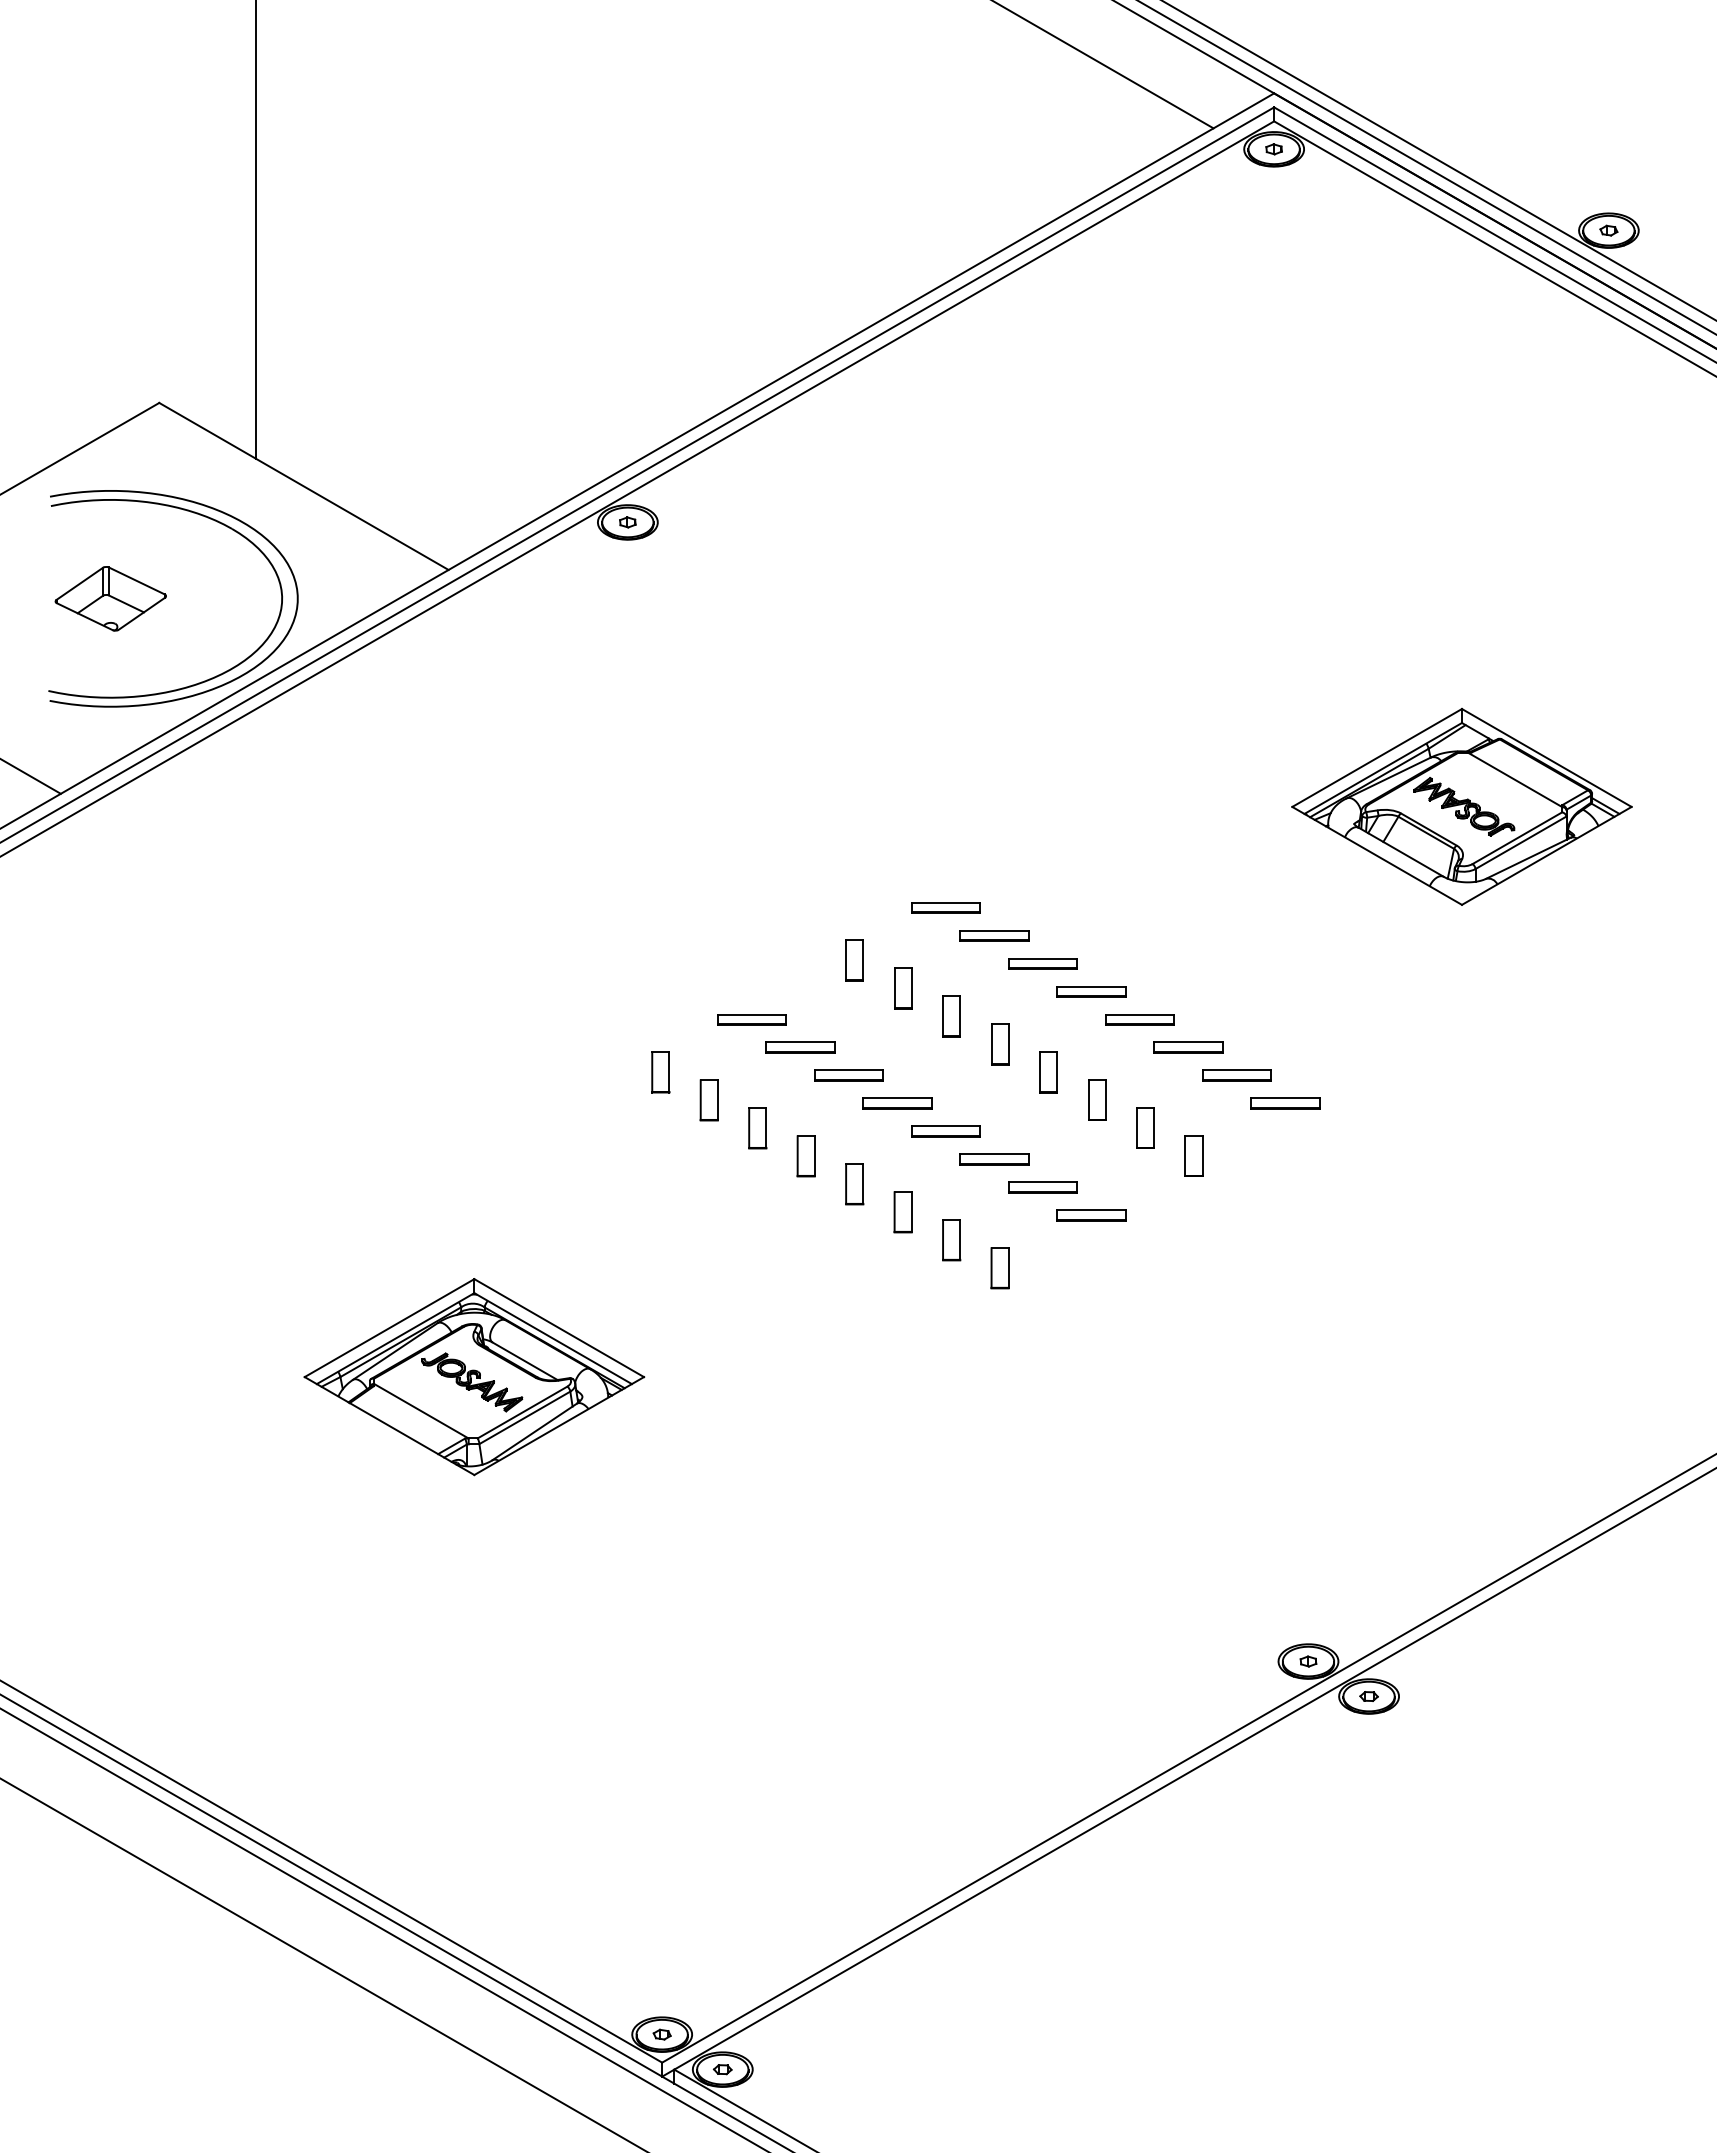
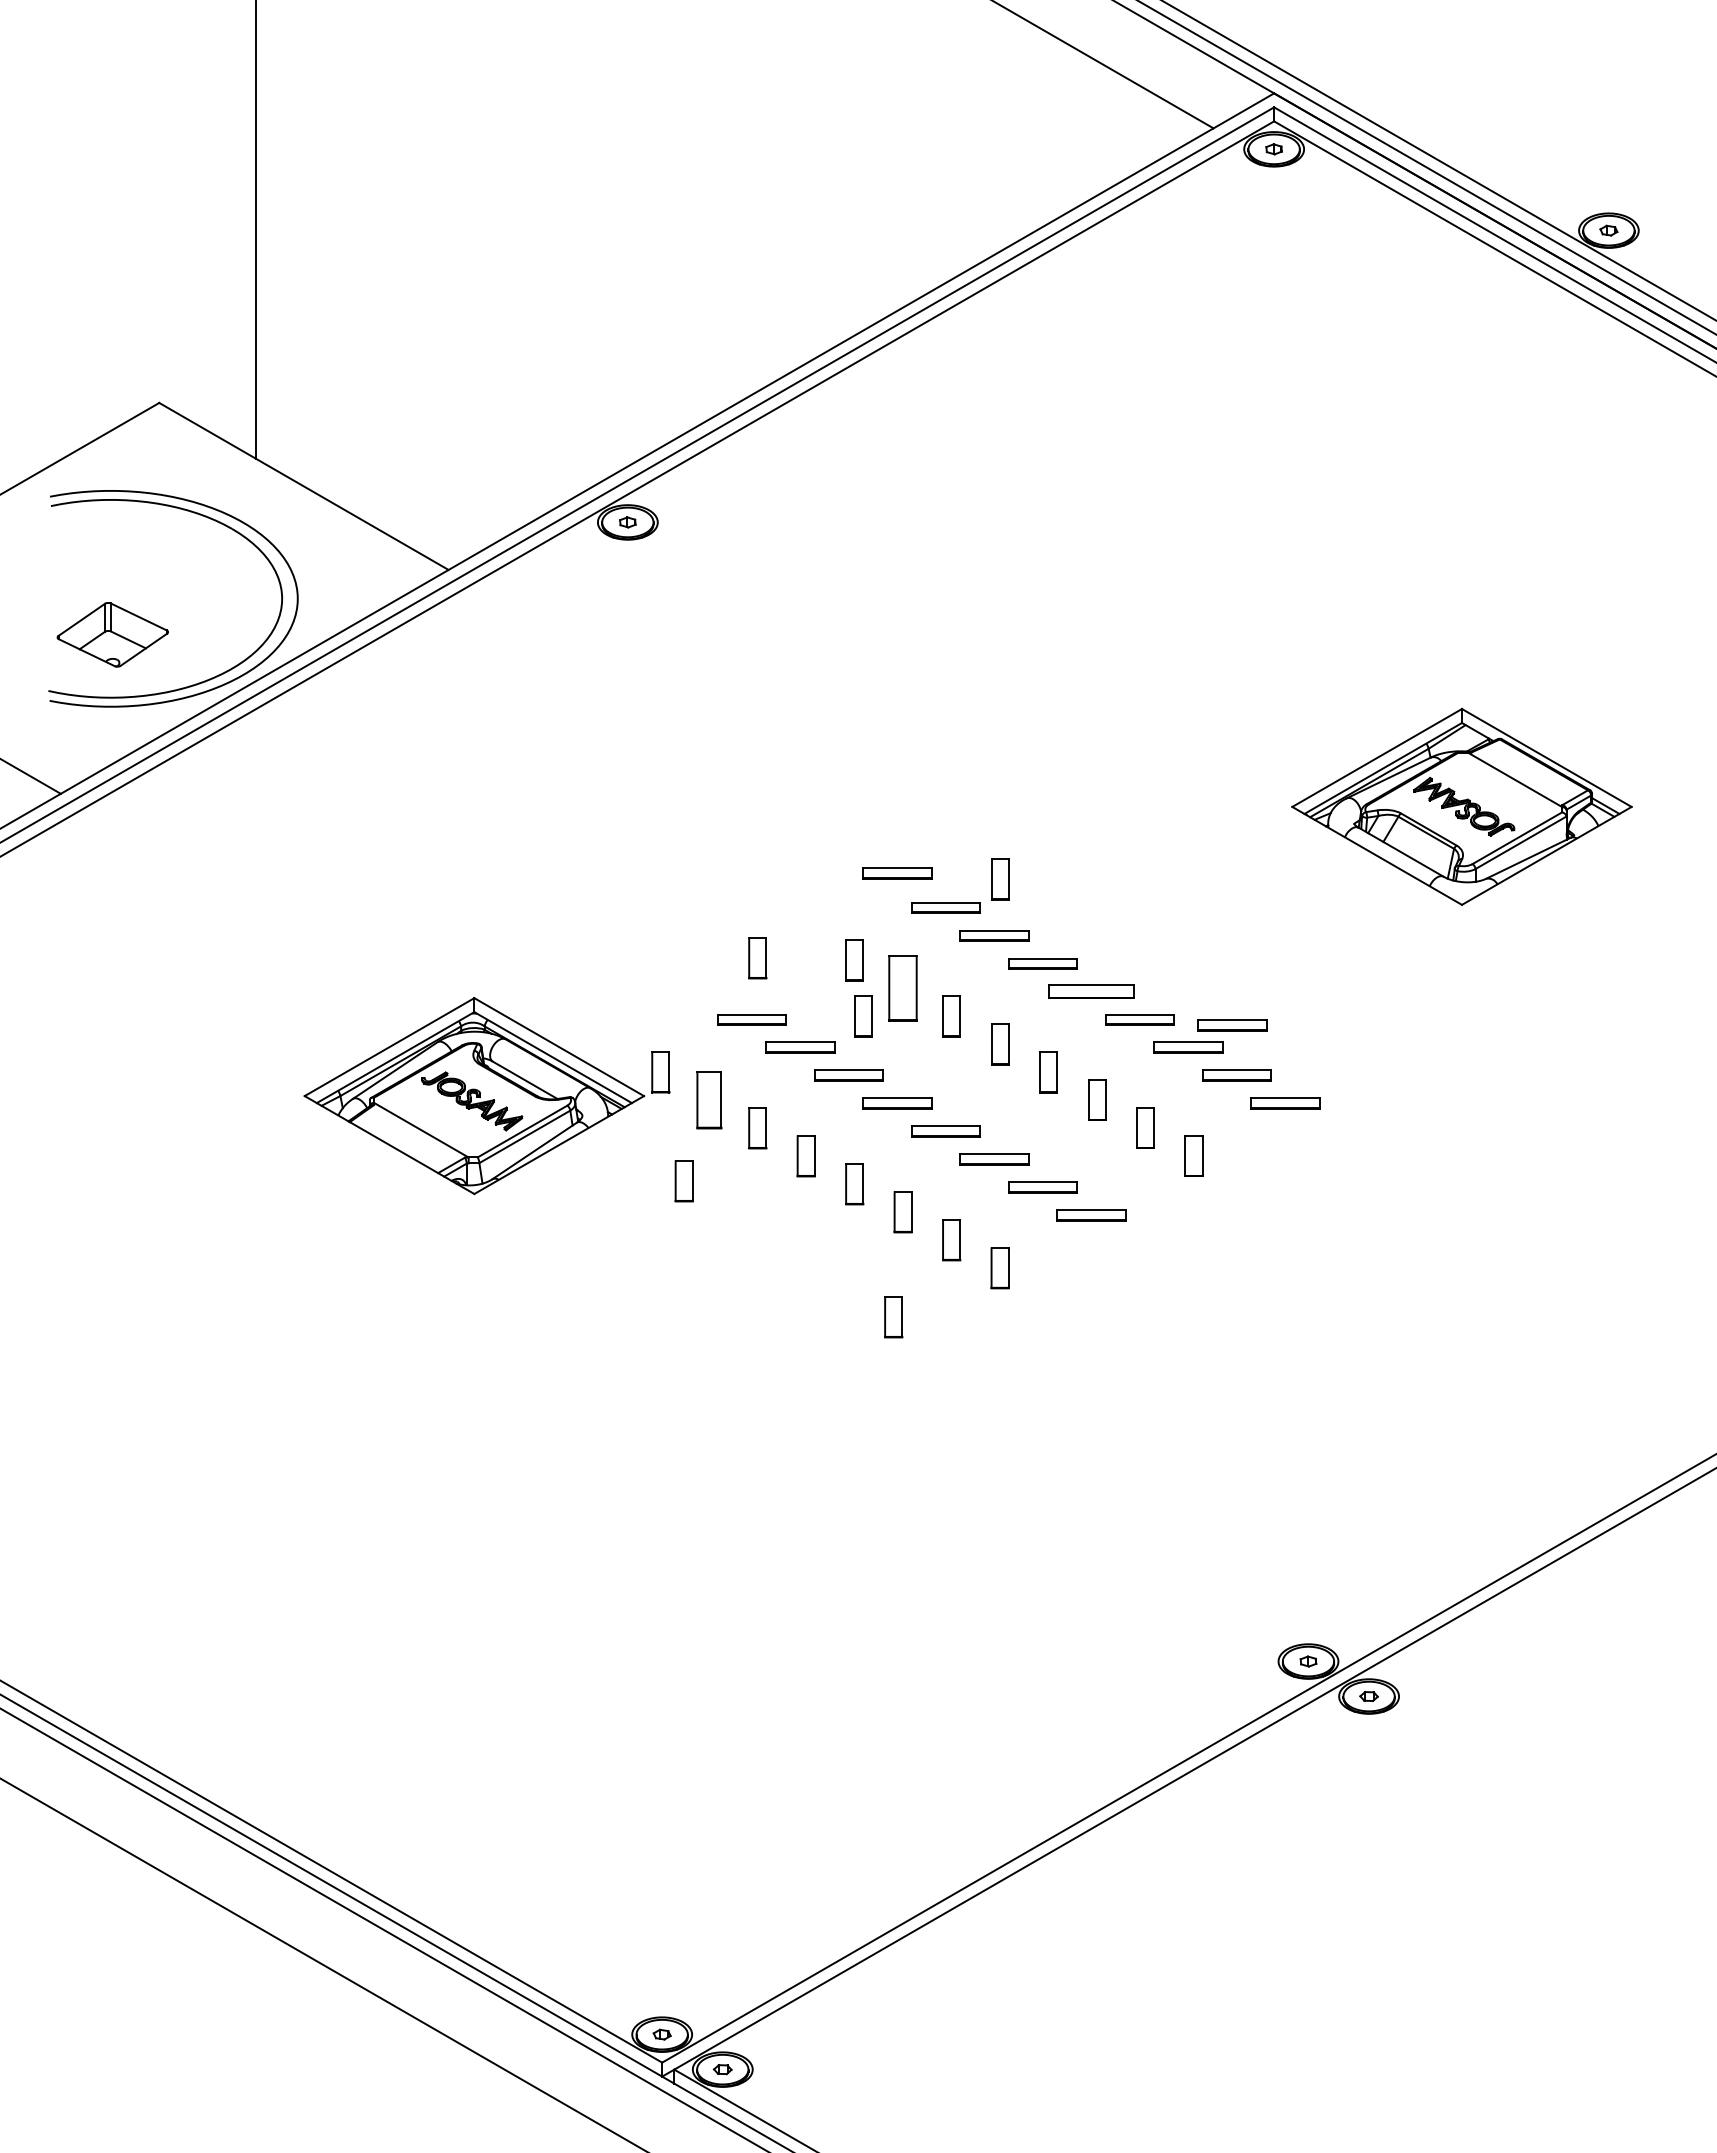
part position: (110, 598) -> (112, 634) (112, 634)
part: none -> present (897, 873)
part: none -> present (1000, 879)
part: none -> present (757, 958)
part size: 19x43 px -> 30x67 px (902, 988)
part size: 71x12 px -> 87x15 px (1091, 991)
part: none -> present (863, 1016)
part: none -> present (1232, 1025)
part size: 20x43 px -> 27x59 px (709, 1100)
part: none -> present (683, 1181)
part: none -> present (893, 1317)
part position: (474, 1377) -> (474, 1096) (474, 1096)
